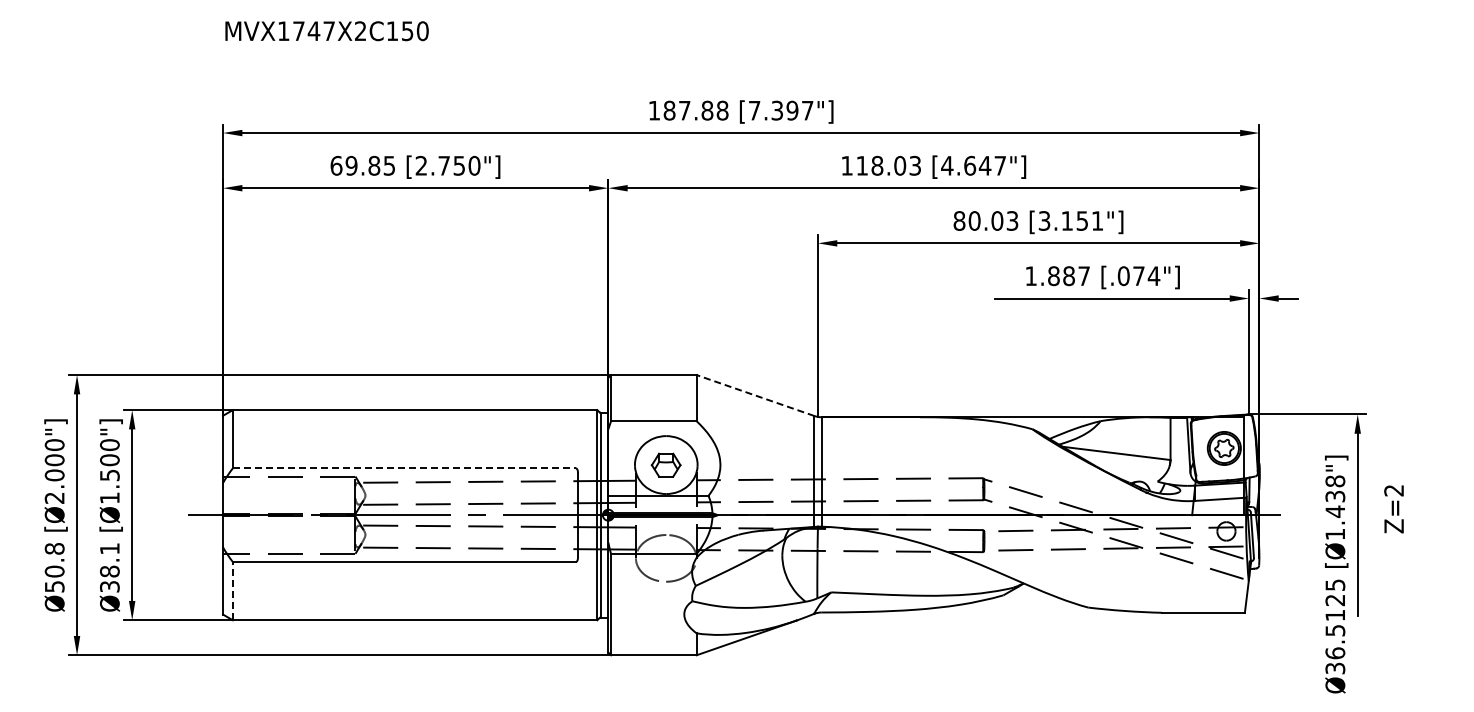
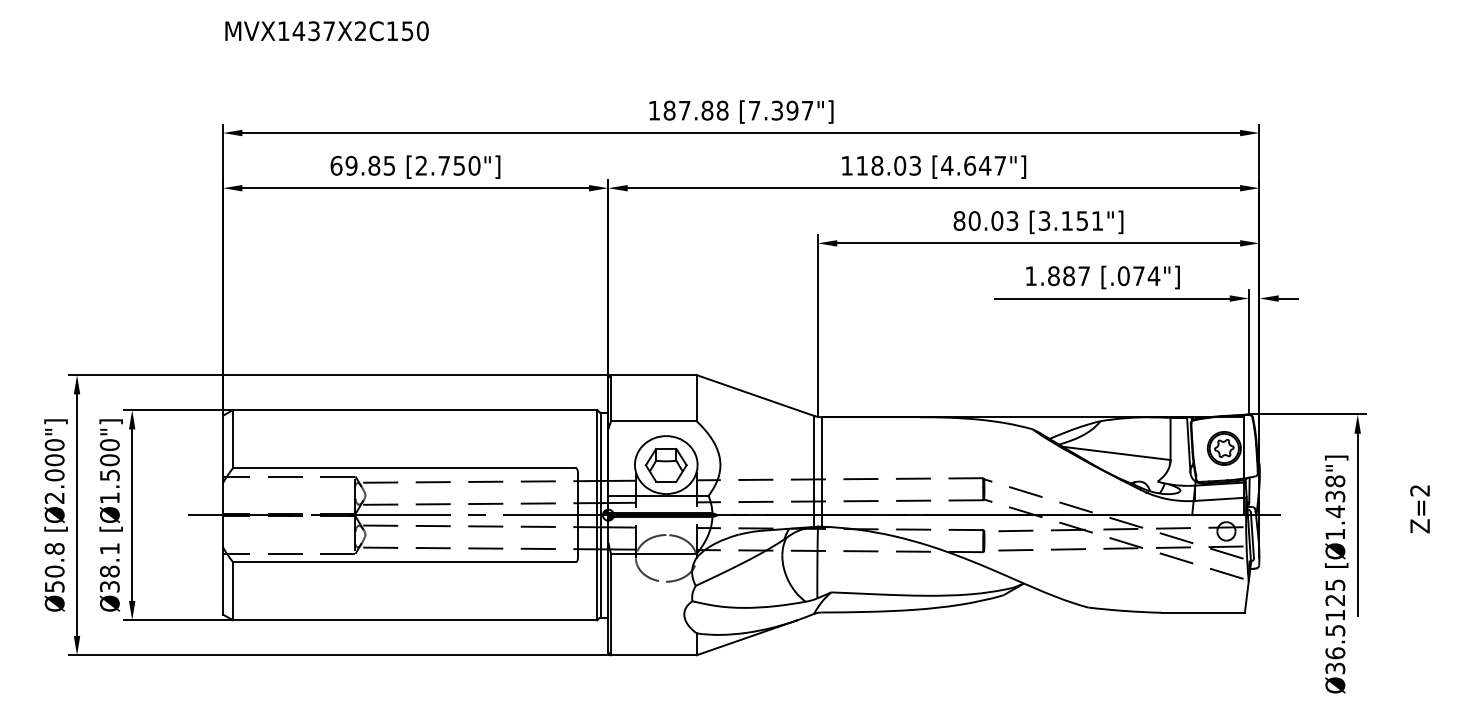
text: MVX1747X2C150 -> MVX1437X2C150 (306, 31)
line: dashed -> solid (755, 395)
part size: 32x26 px -> 44x36 px (665, 464)
line: dashed -> solid (404, 468)
text position: (1393, 509) -> (1419, 509) (1419, 509)
line: dashed -> solid (232, 590)
